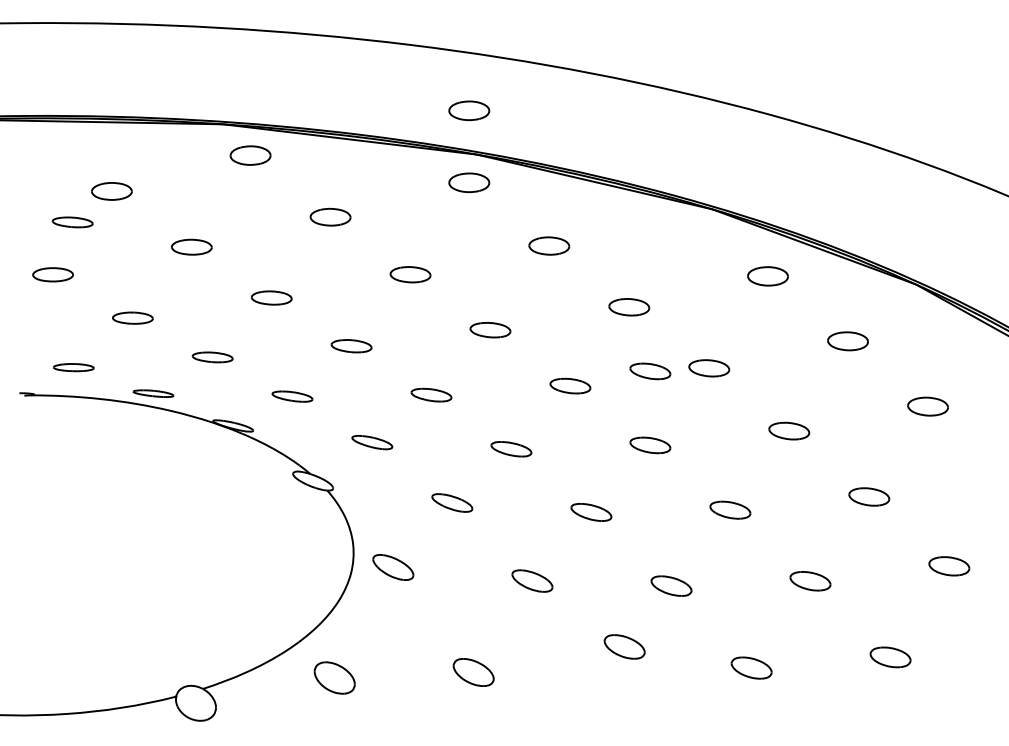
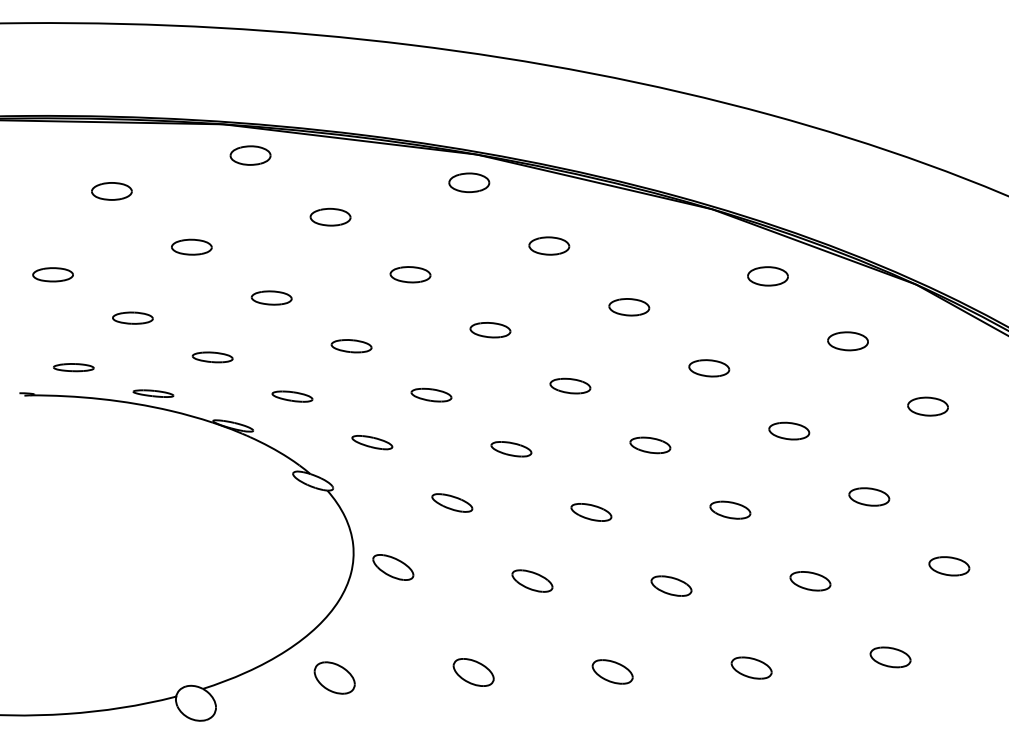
part: present -> none (469, 110)
part: present -> none (72, 222)
part: present -> none (650, 371)
part position: (624, 646) -> (612, 671) (612, 671)
